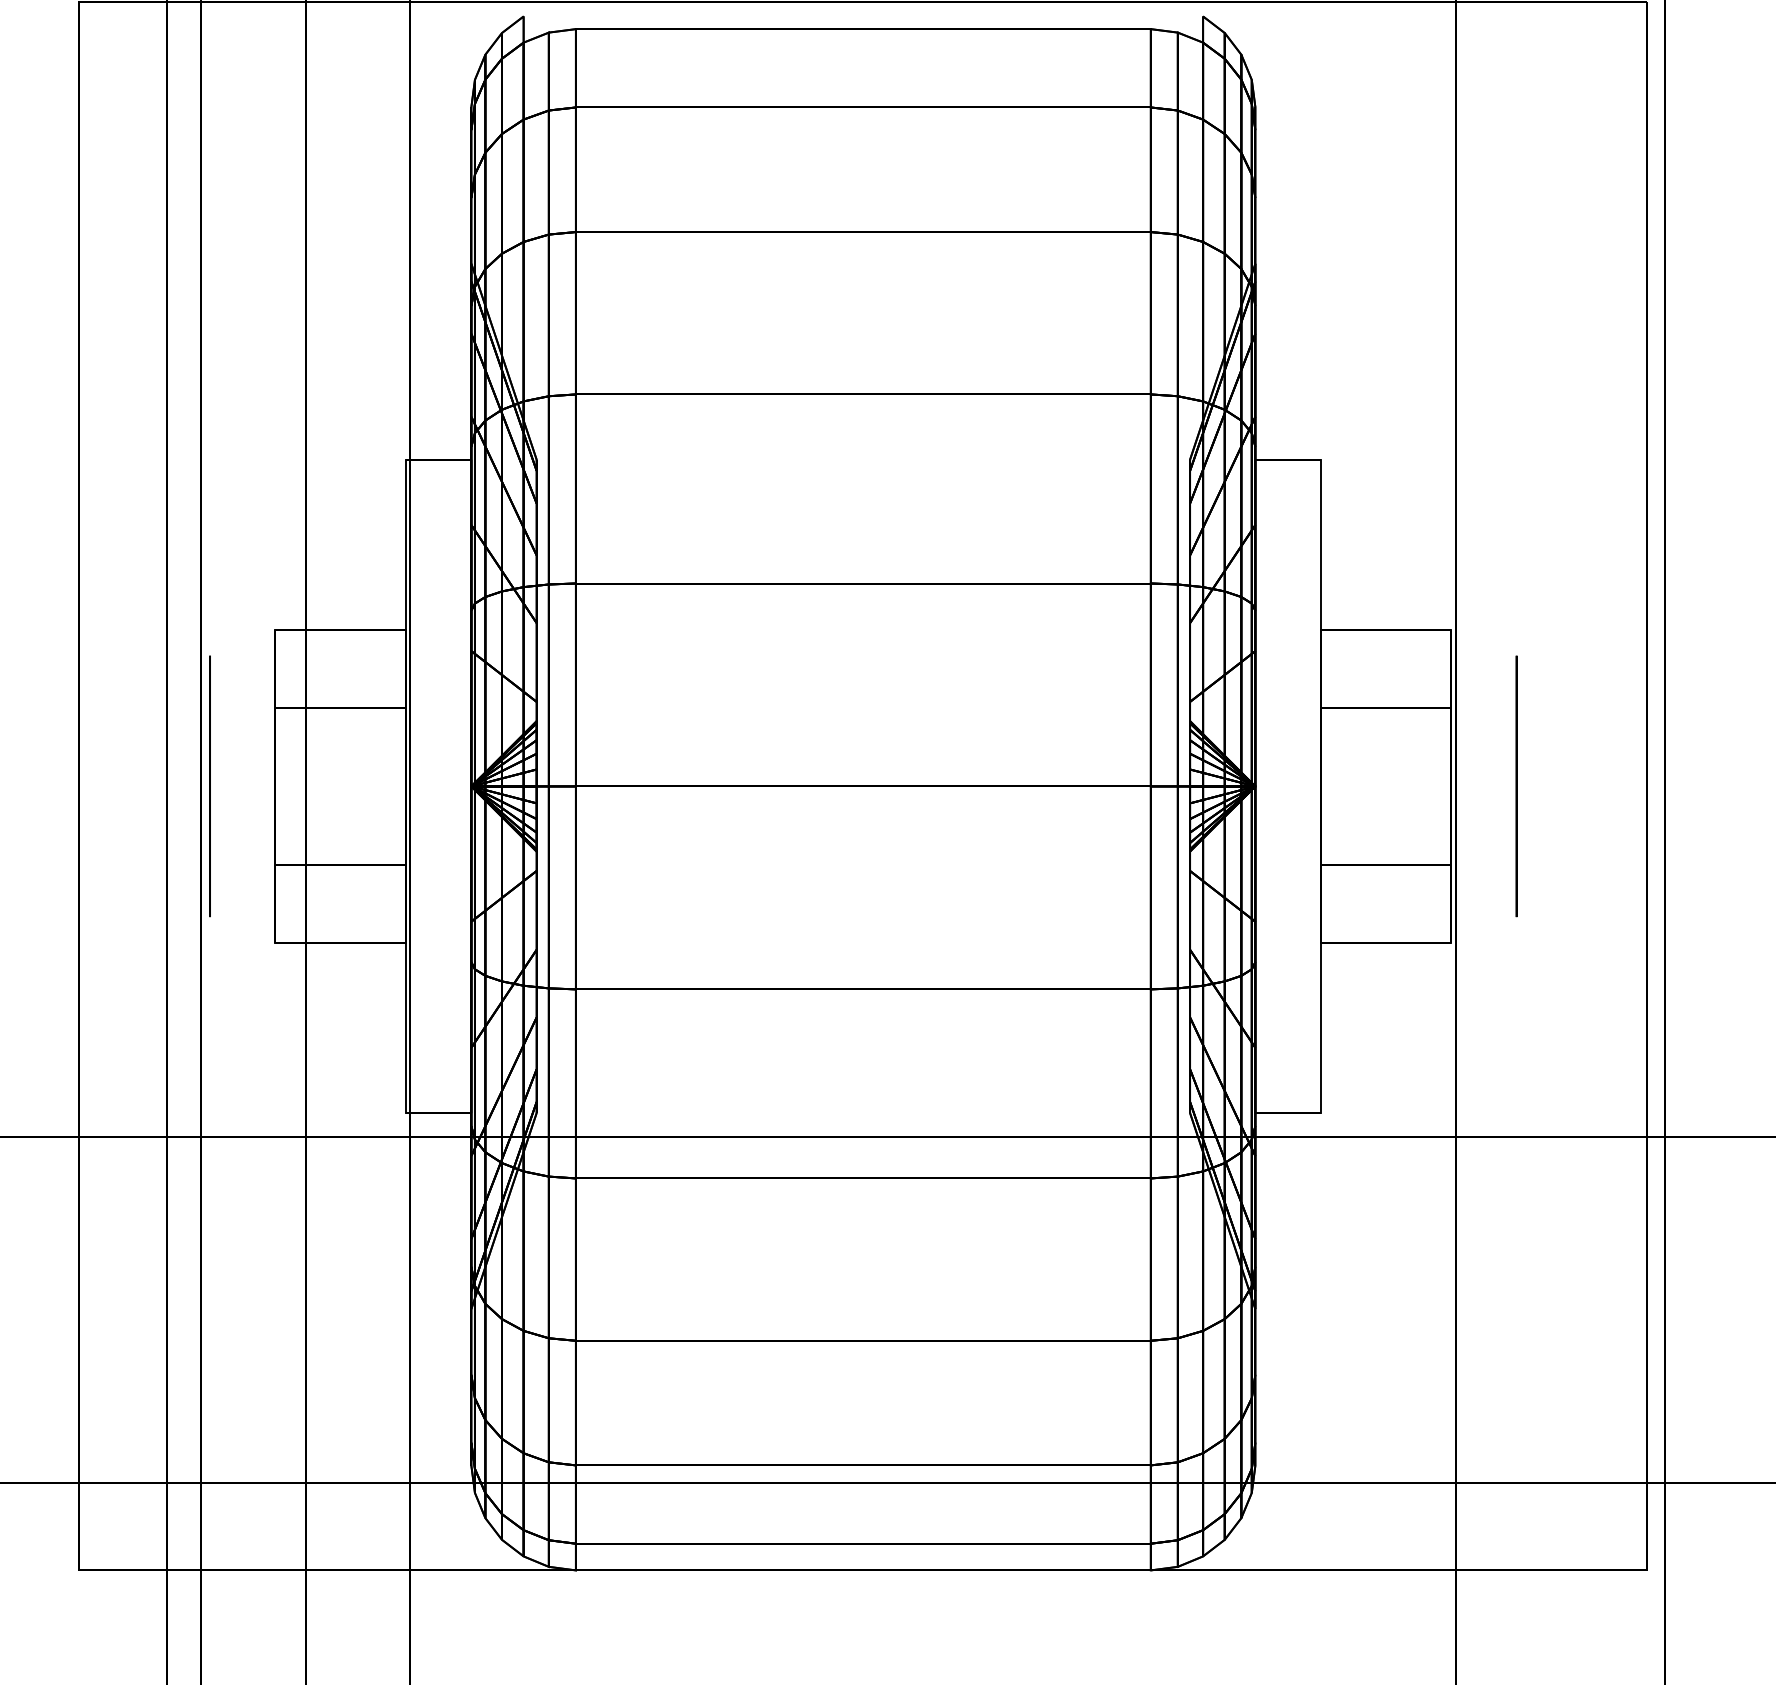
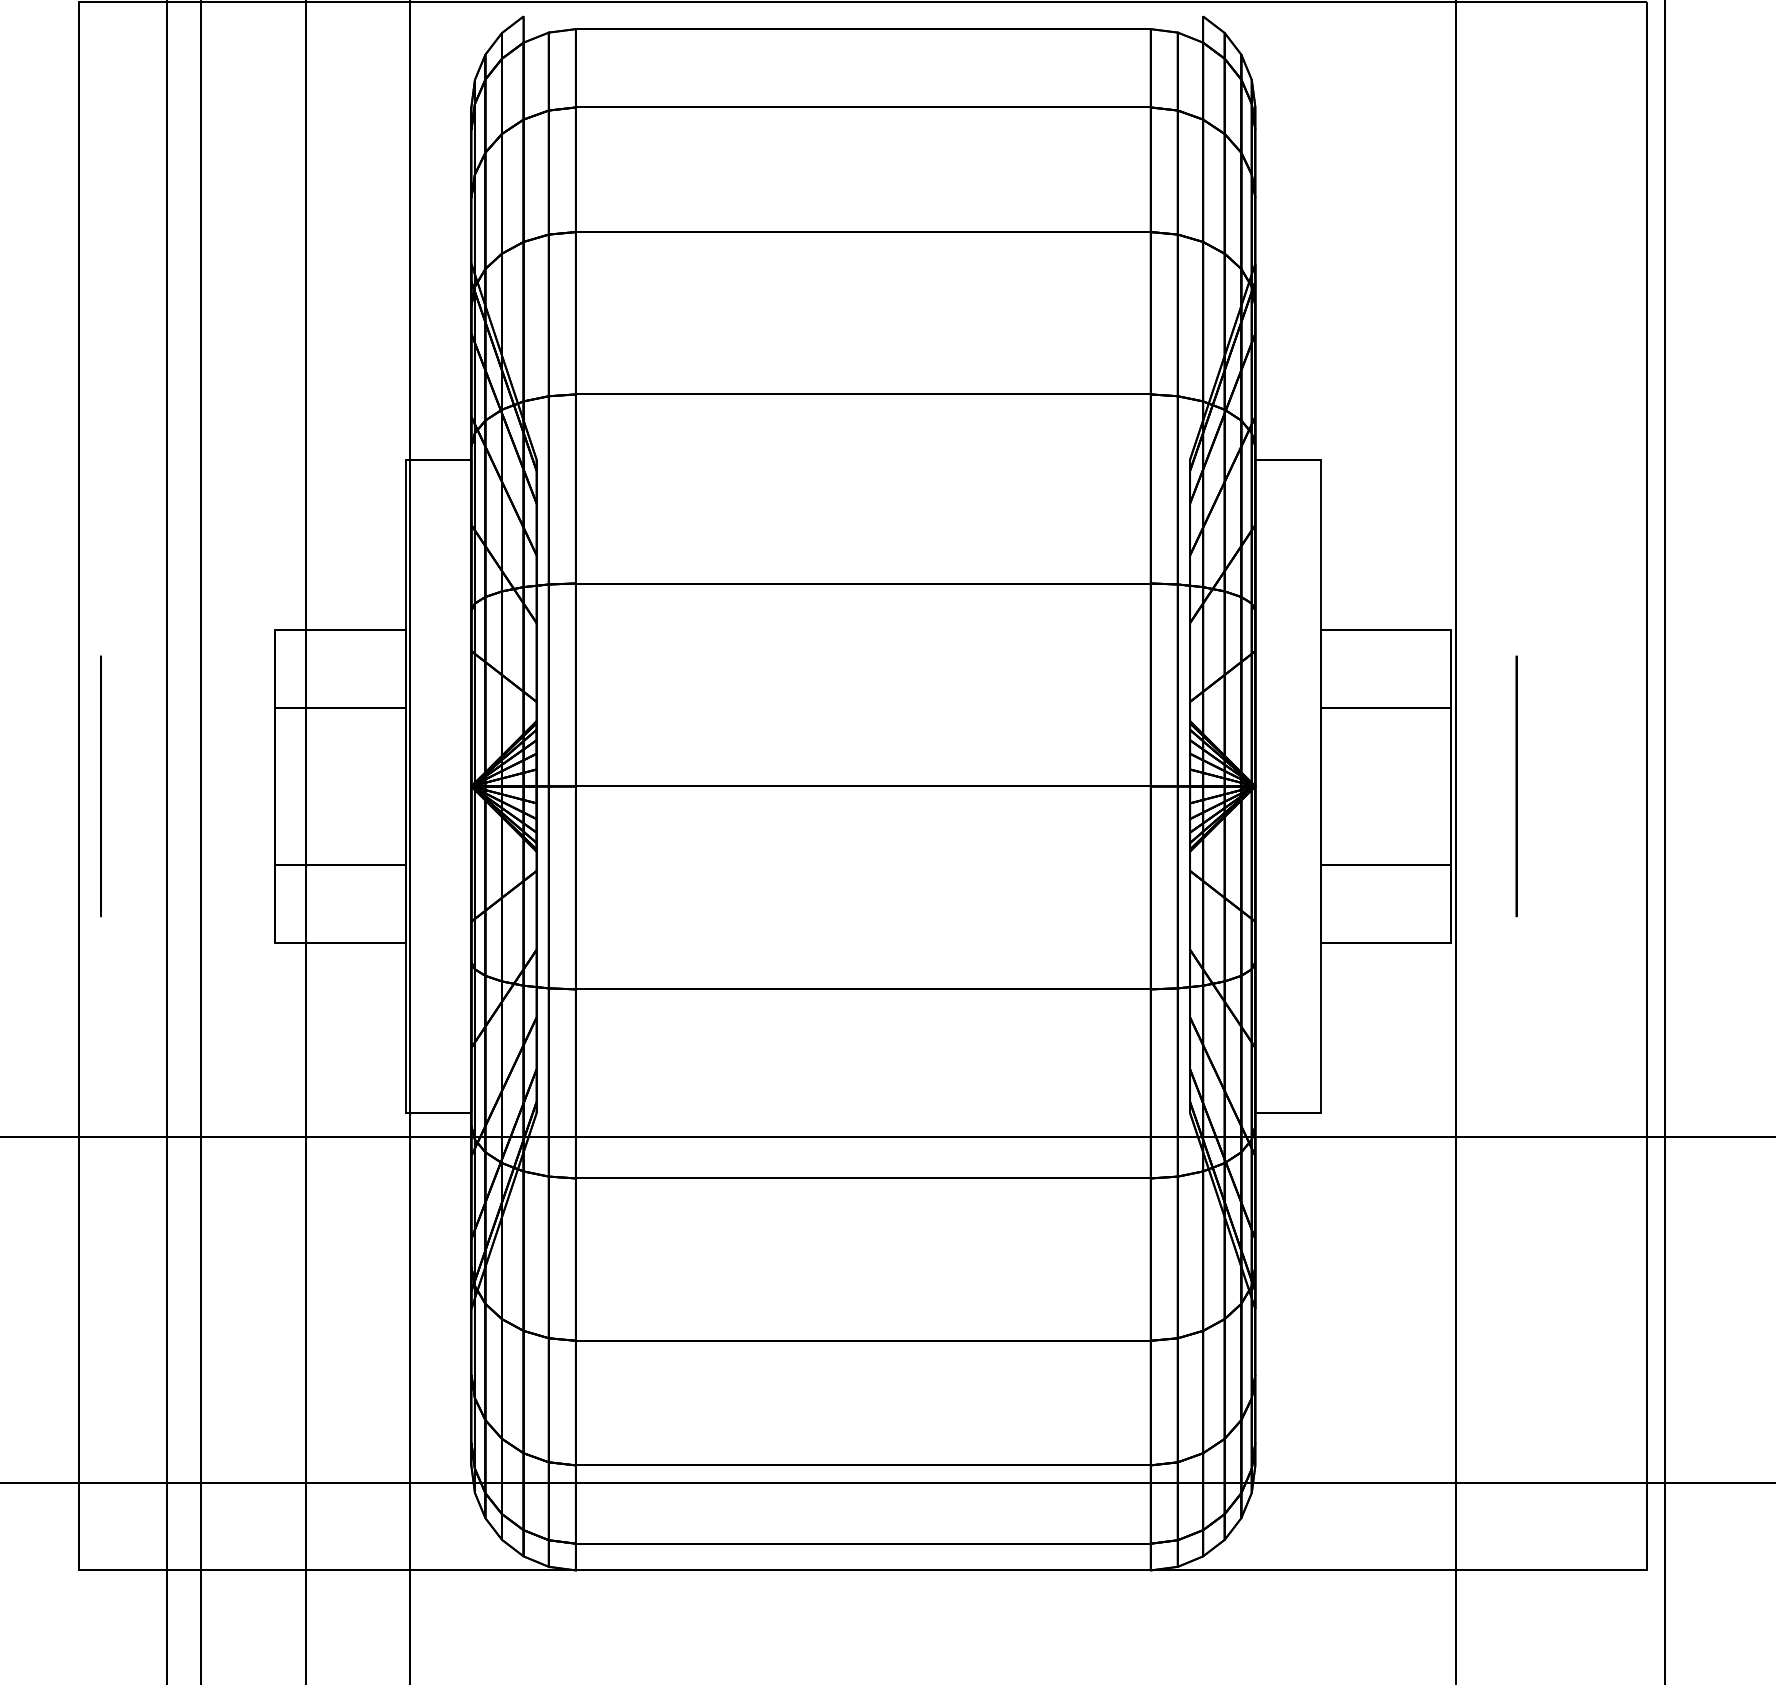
circle position: (209, 786) -> (100, 786) (100, 786)
